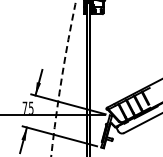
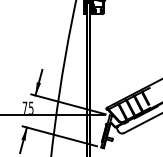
arc: dashed -> solid (61, 78)
